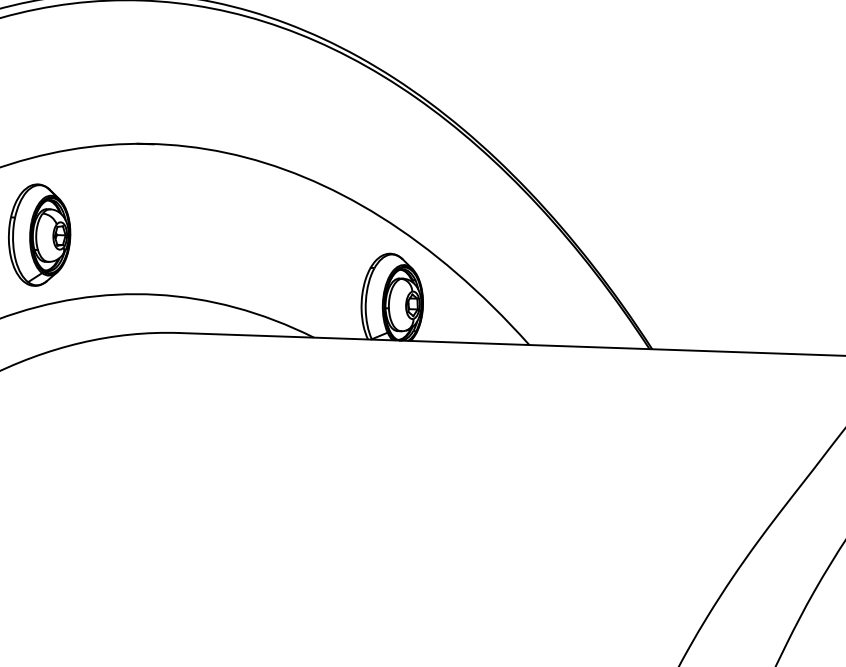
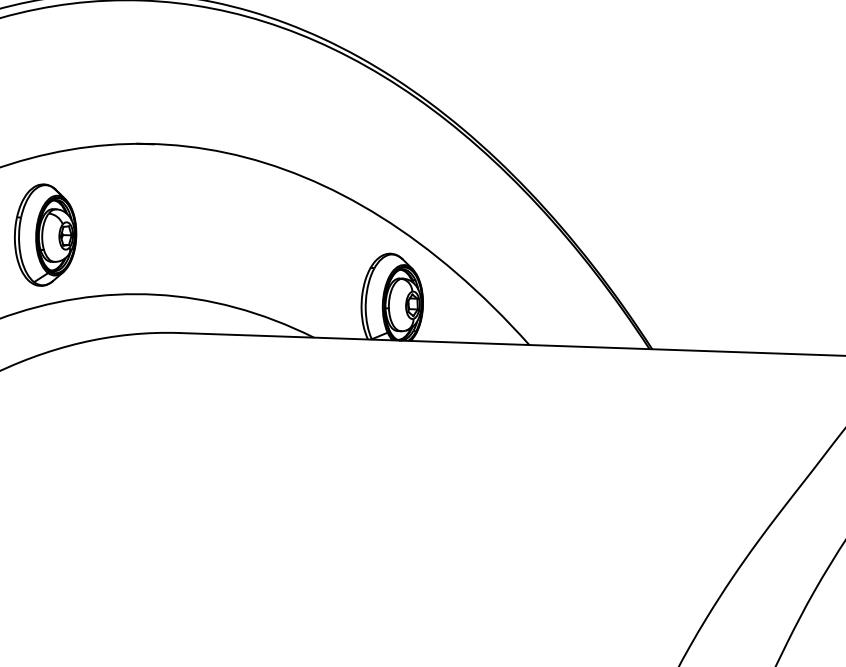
part position: (39, 234) -> (45, 234) (45, 234)
